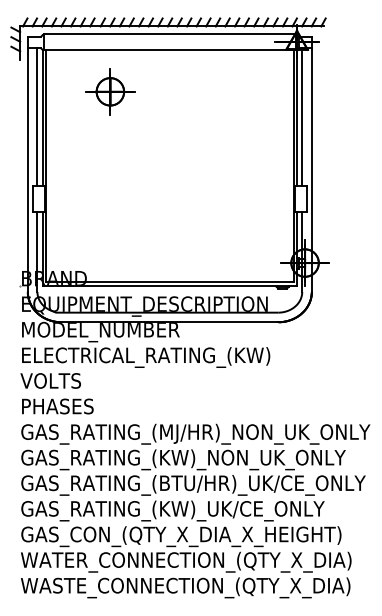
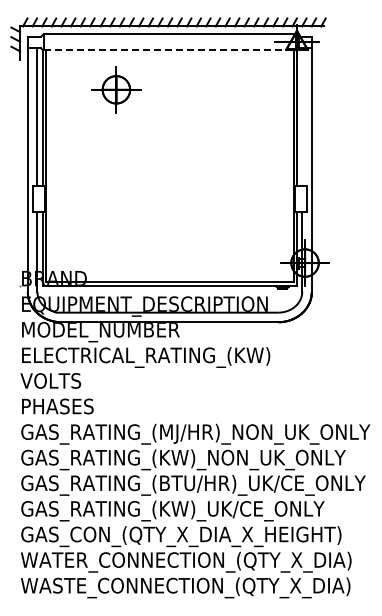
line: solid -> dashed (170, 50)
part position: (110, 91) -> (116, 89) (116, 89)
line: present -> none (302, 117)
